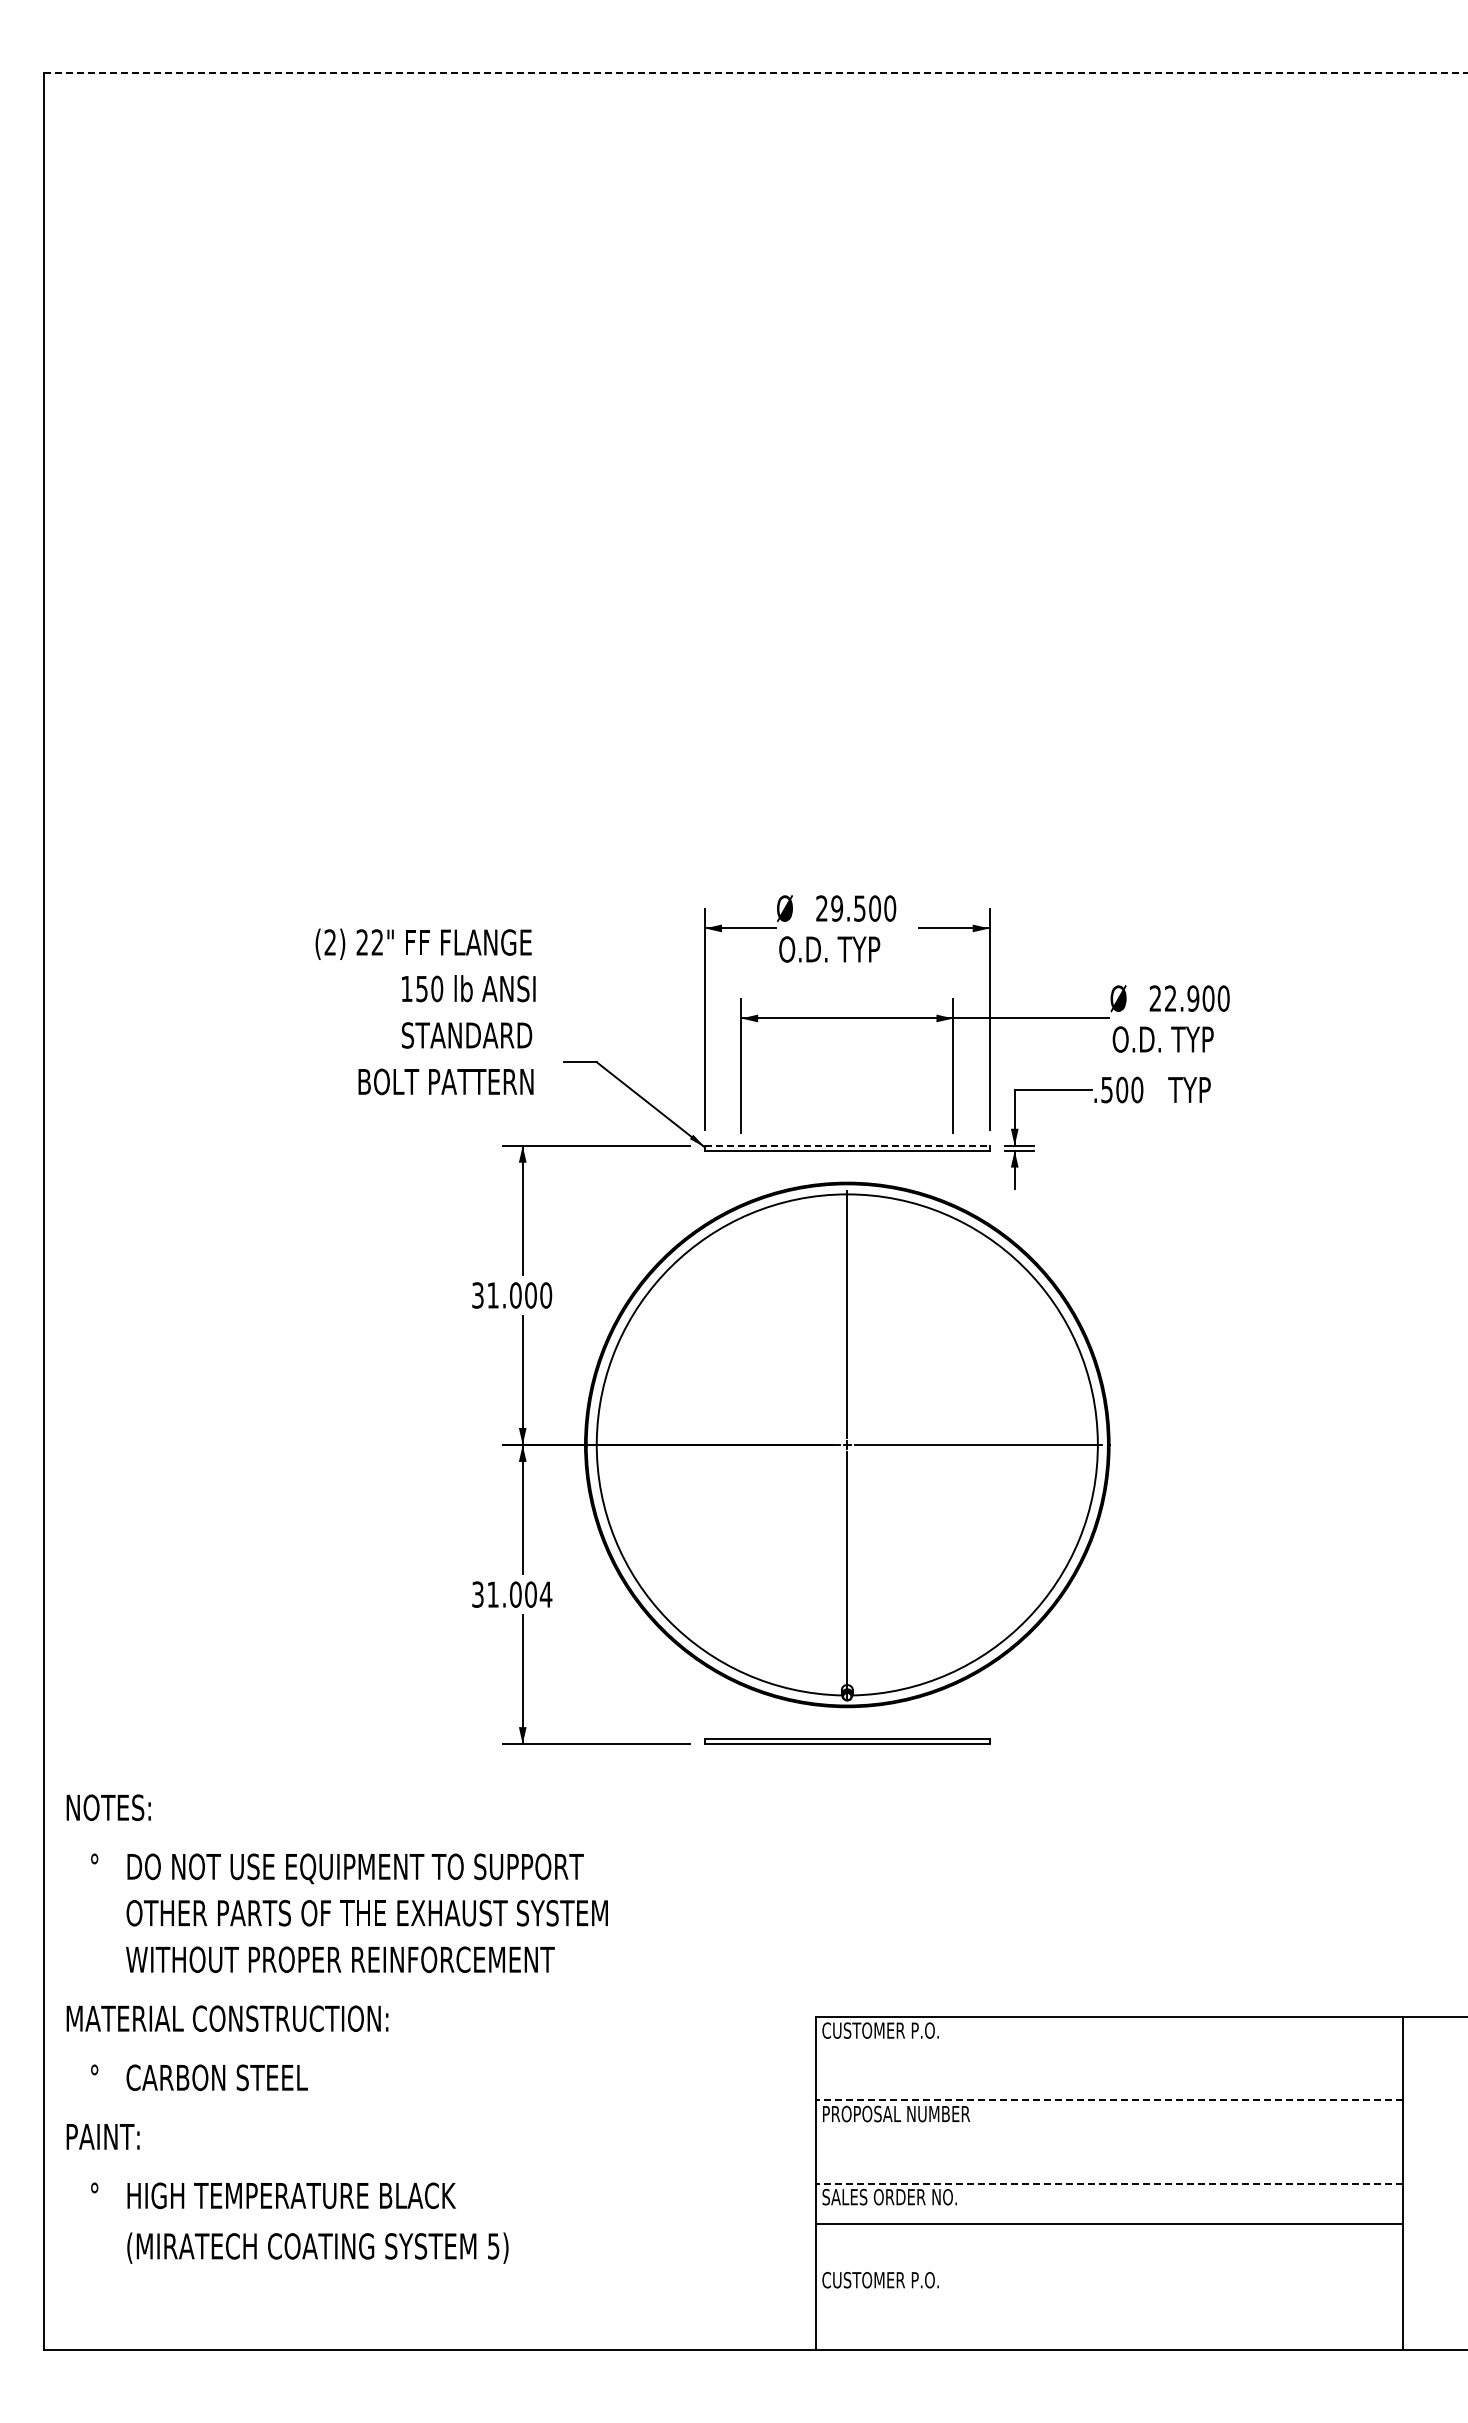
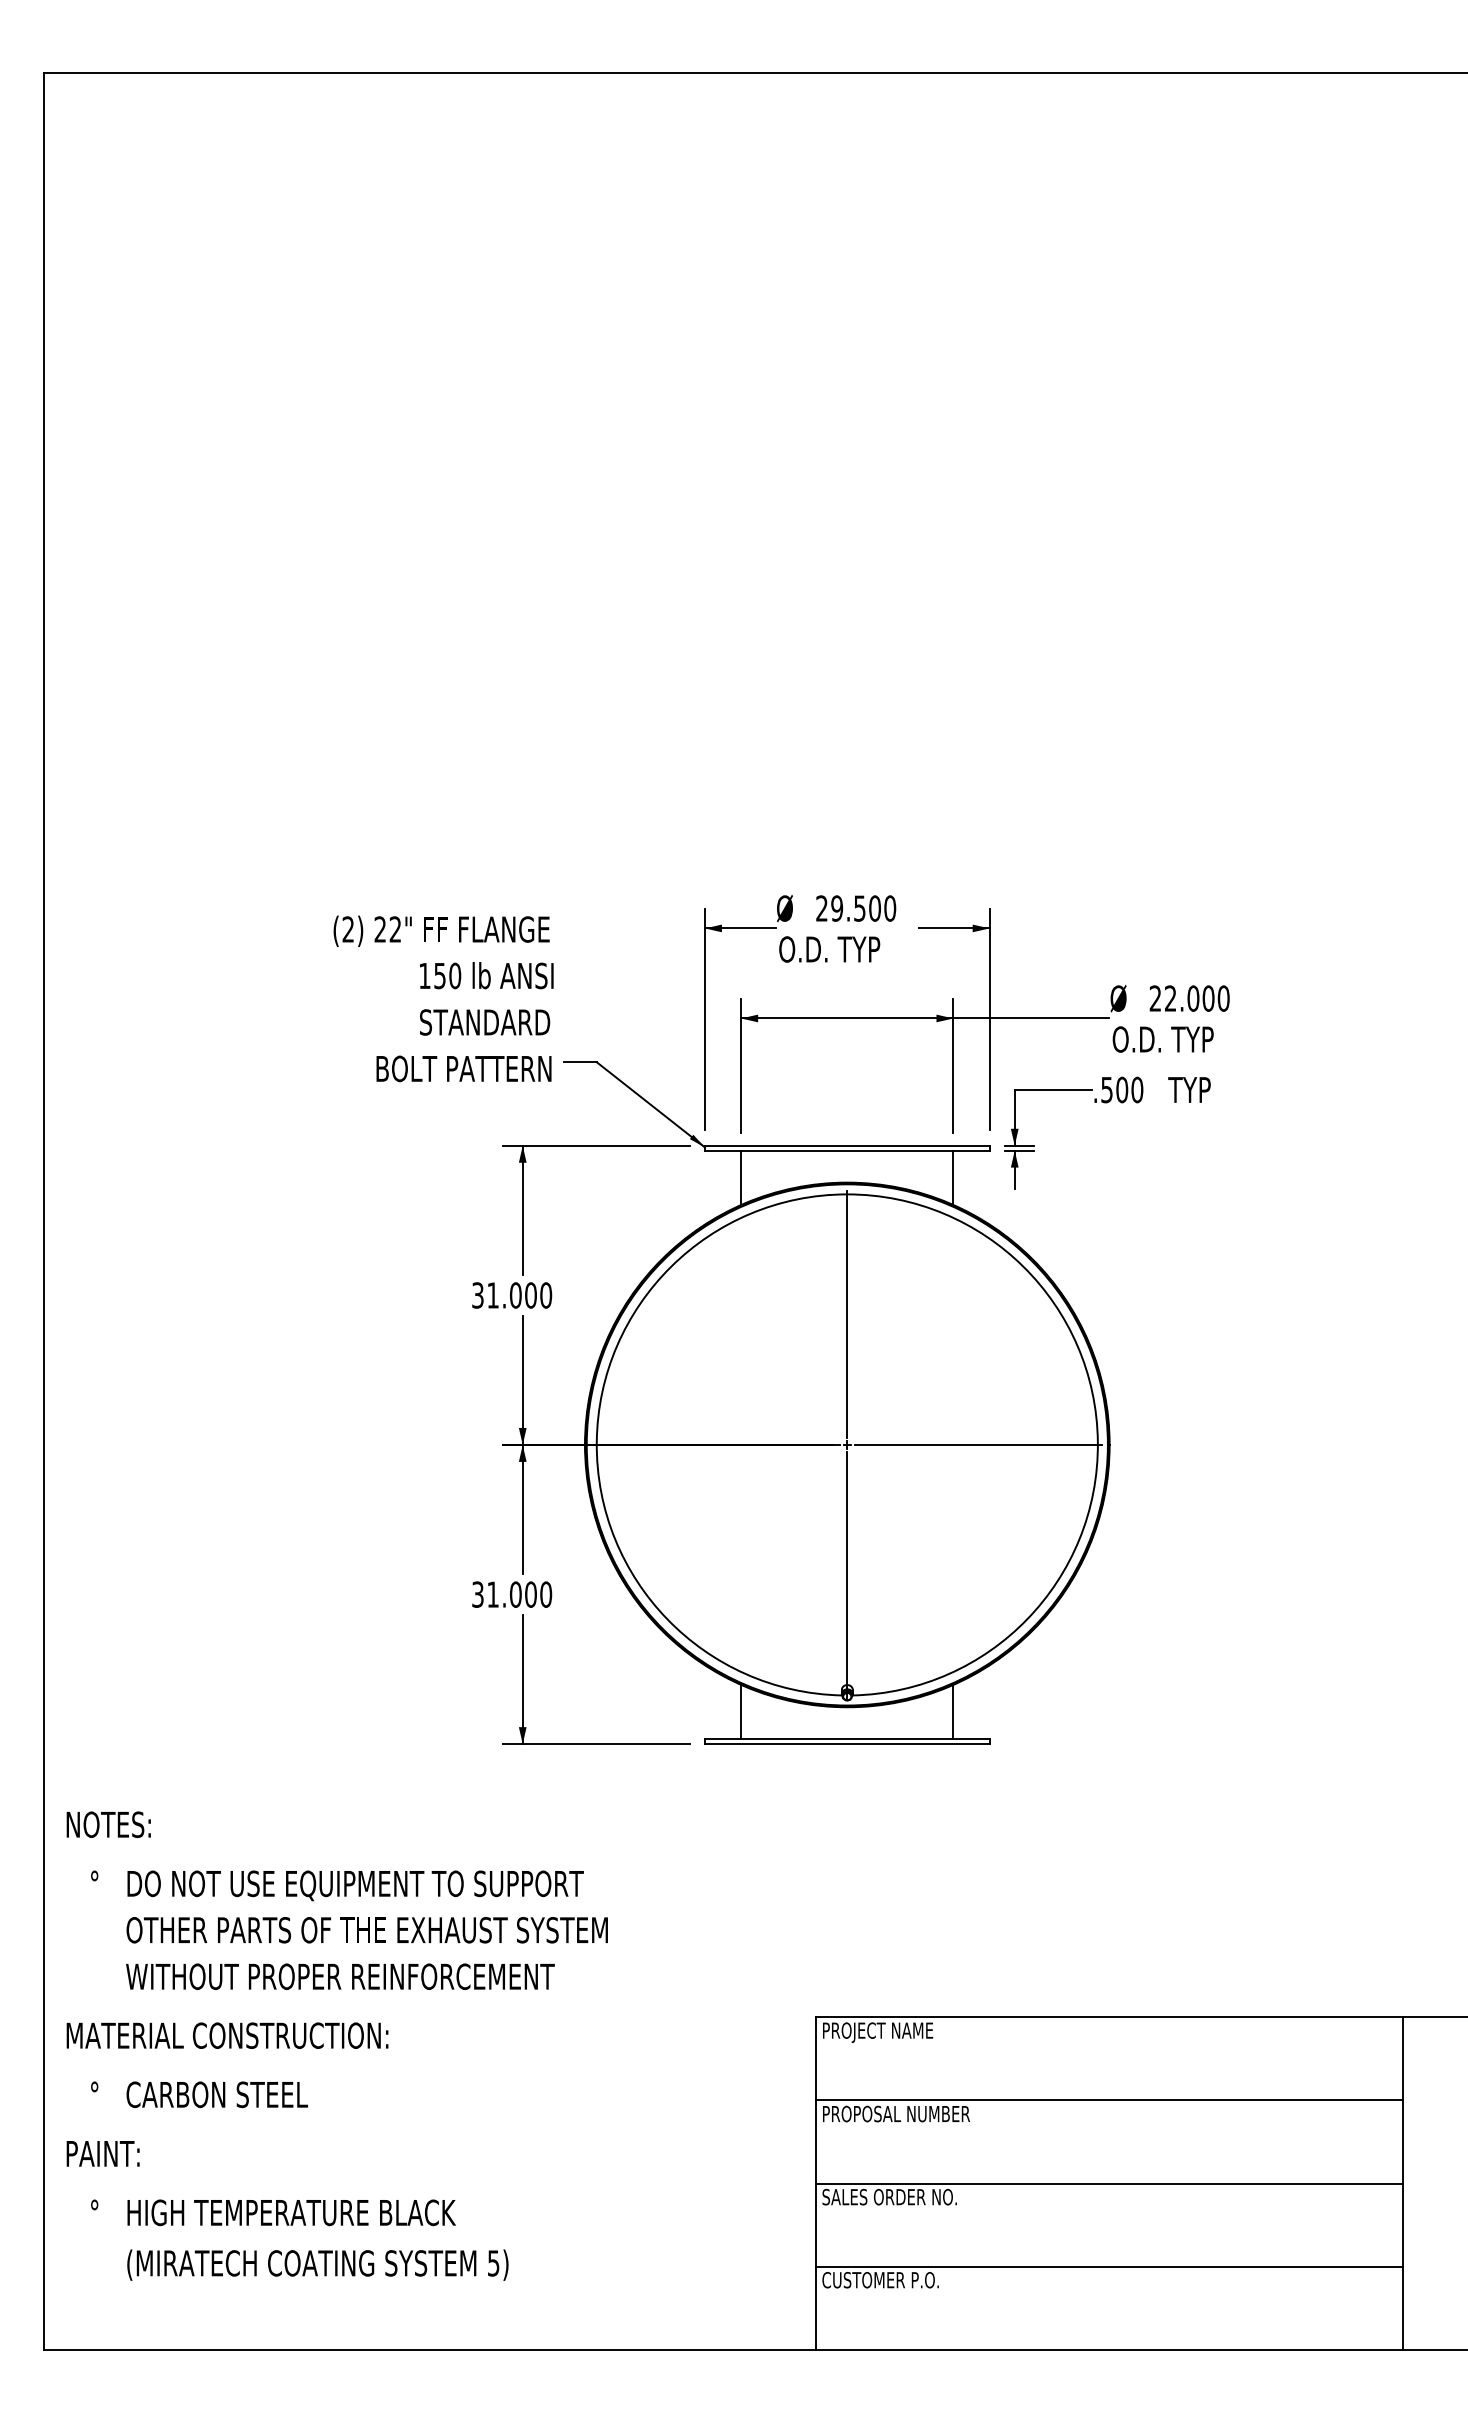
line: dashed -> solid (756, 72)
text: 22.900 -> 22.000 (1193, 998)
text position: (425, 1011) -> (443, 998) (443, 998)
line: dashed -> solid (847, 1145)
line: none -> present (741, 1177)
line: none -> present (953, 1177)
text: 31.004 -> 31.000 (545, 1594)
line: none -> present (741, 1711)
line: none -> present (953, 1711)
text position: (336, 2028) -> (336, 2045) (336, 2045)
text: CUSTOMER P.O. -> PROJECT NAME (880, 2032)
line: dashed -> solid (1109, 2100)
line: dashed -> solid (1109, 2183)
line position: (1109, 2223) -> (1109, 2266) (1109, 2266)
